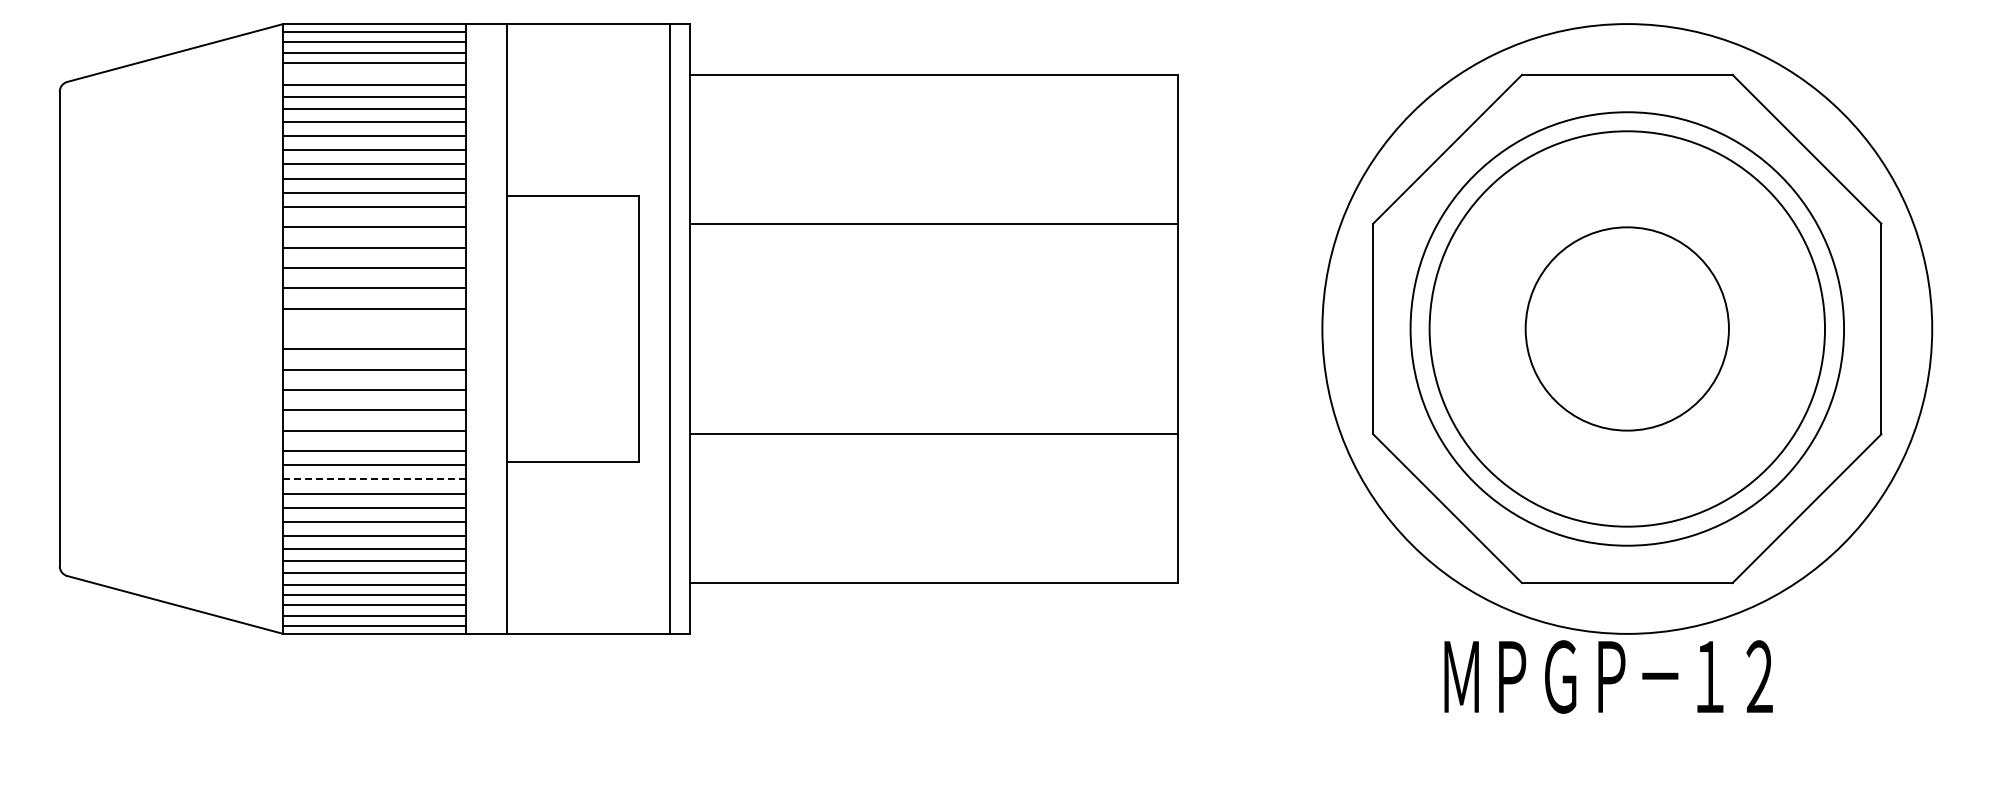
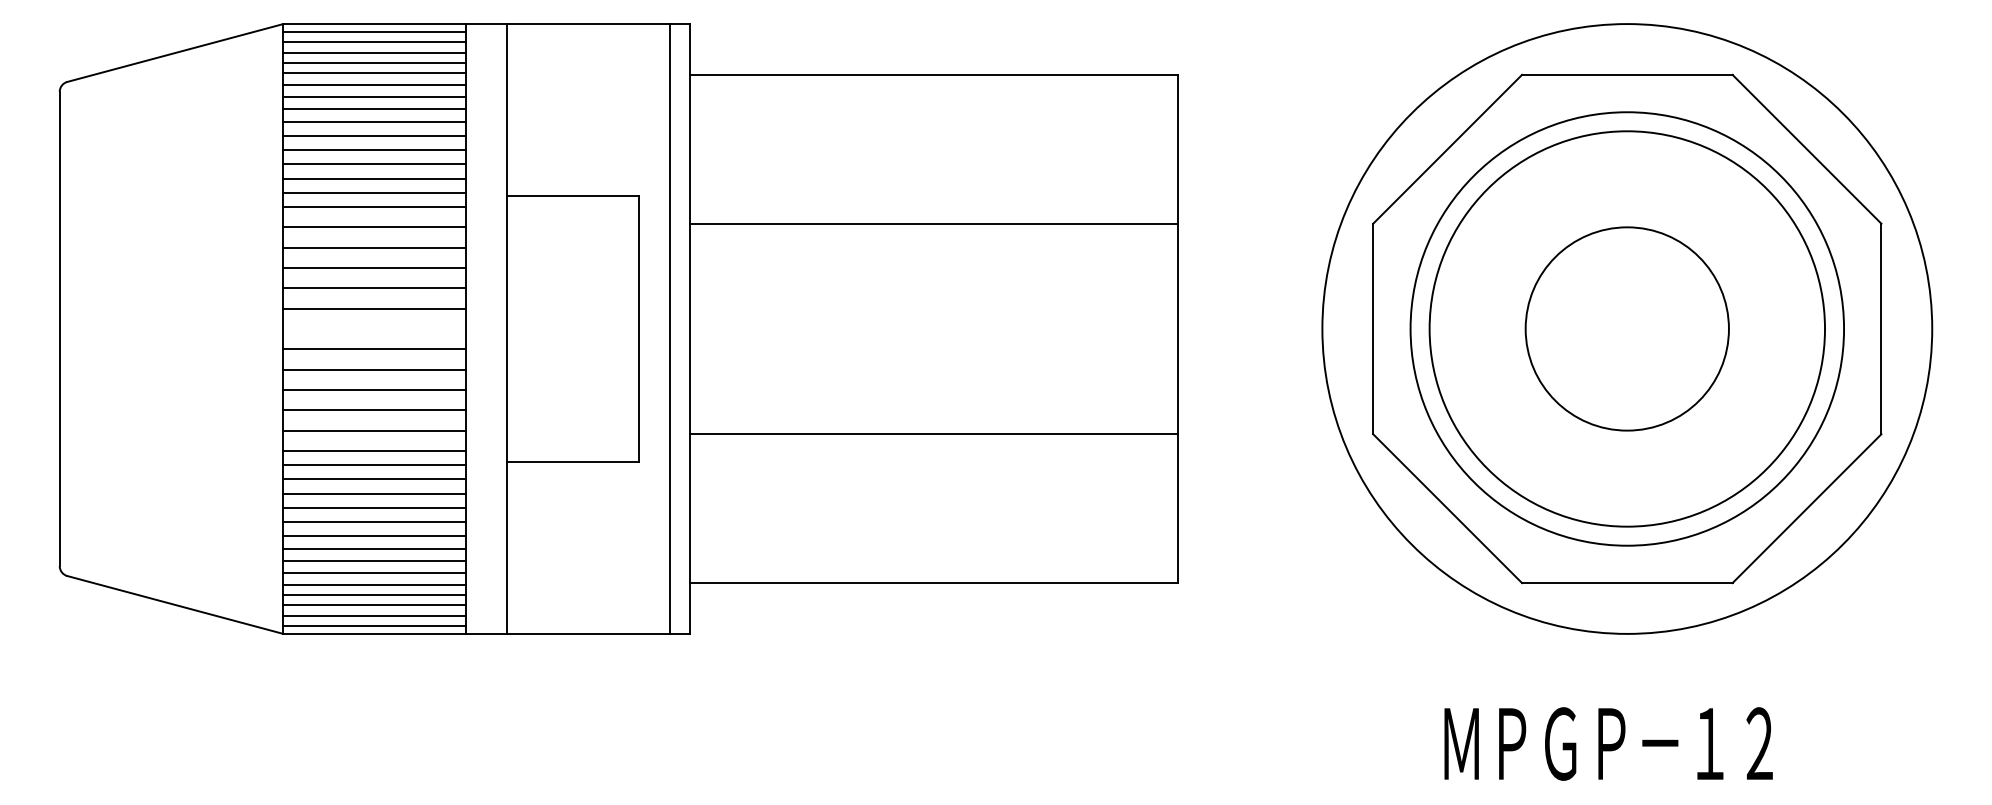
line: none -> present (374, 72)
line: dashed -> solid (375, 479)
text position: (1608, 676) -> (1608, 743) (1608, 743)
